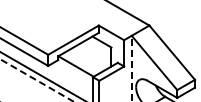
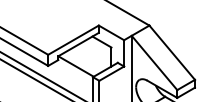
line: dashed -> solid (131, 68)
line: dashed -> solid (36, 80)
